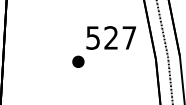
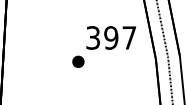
text: 527 -> 397 (102, 37)
